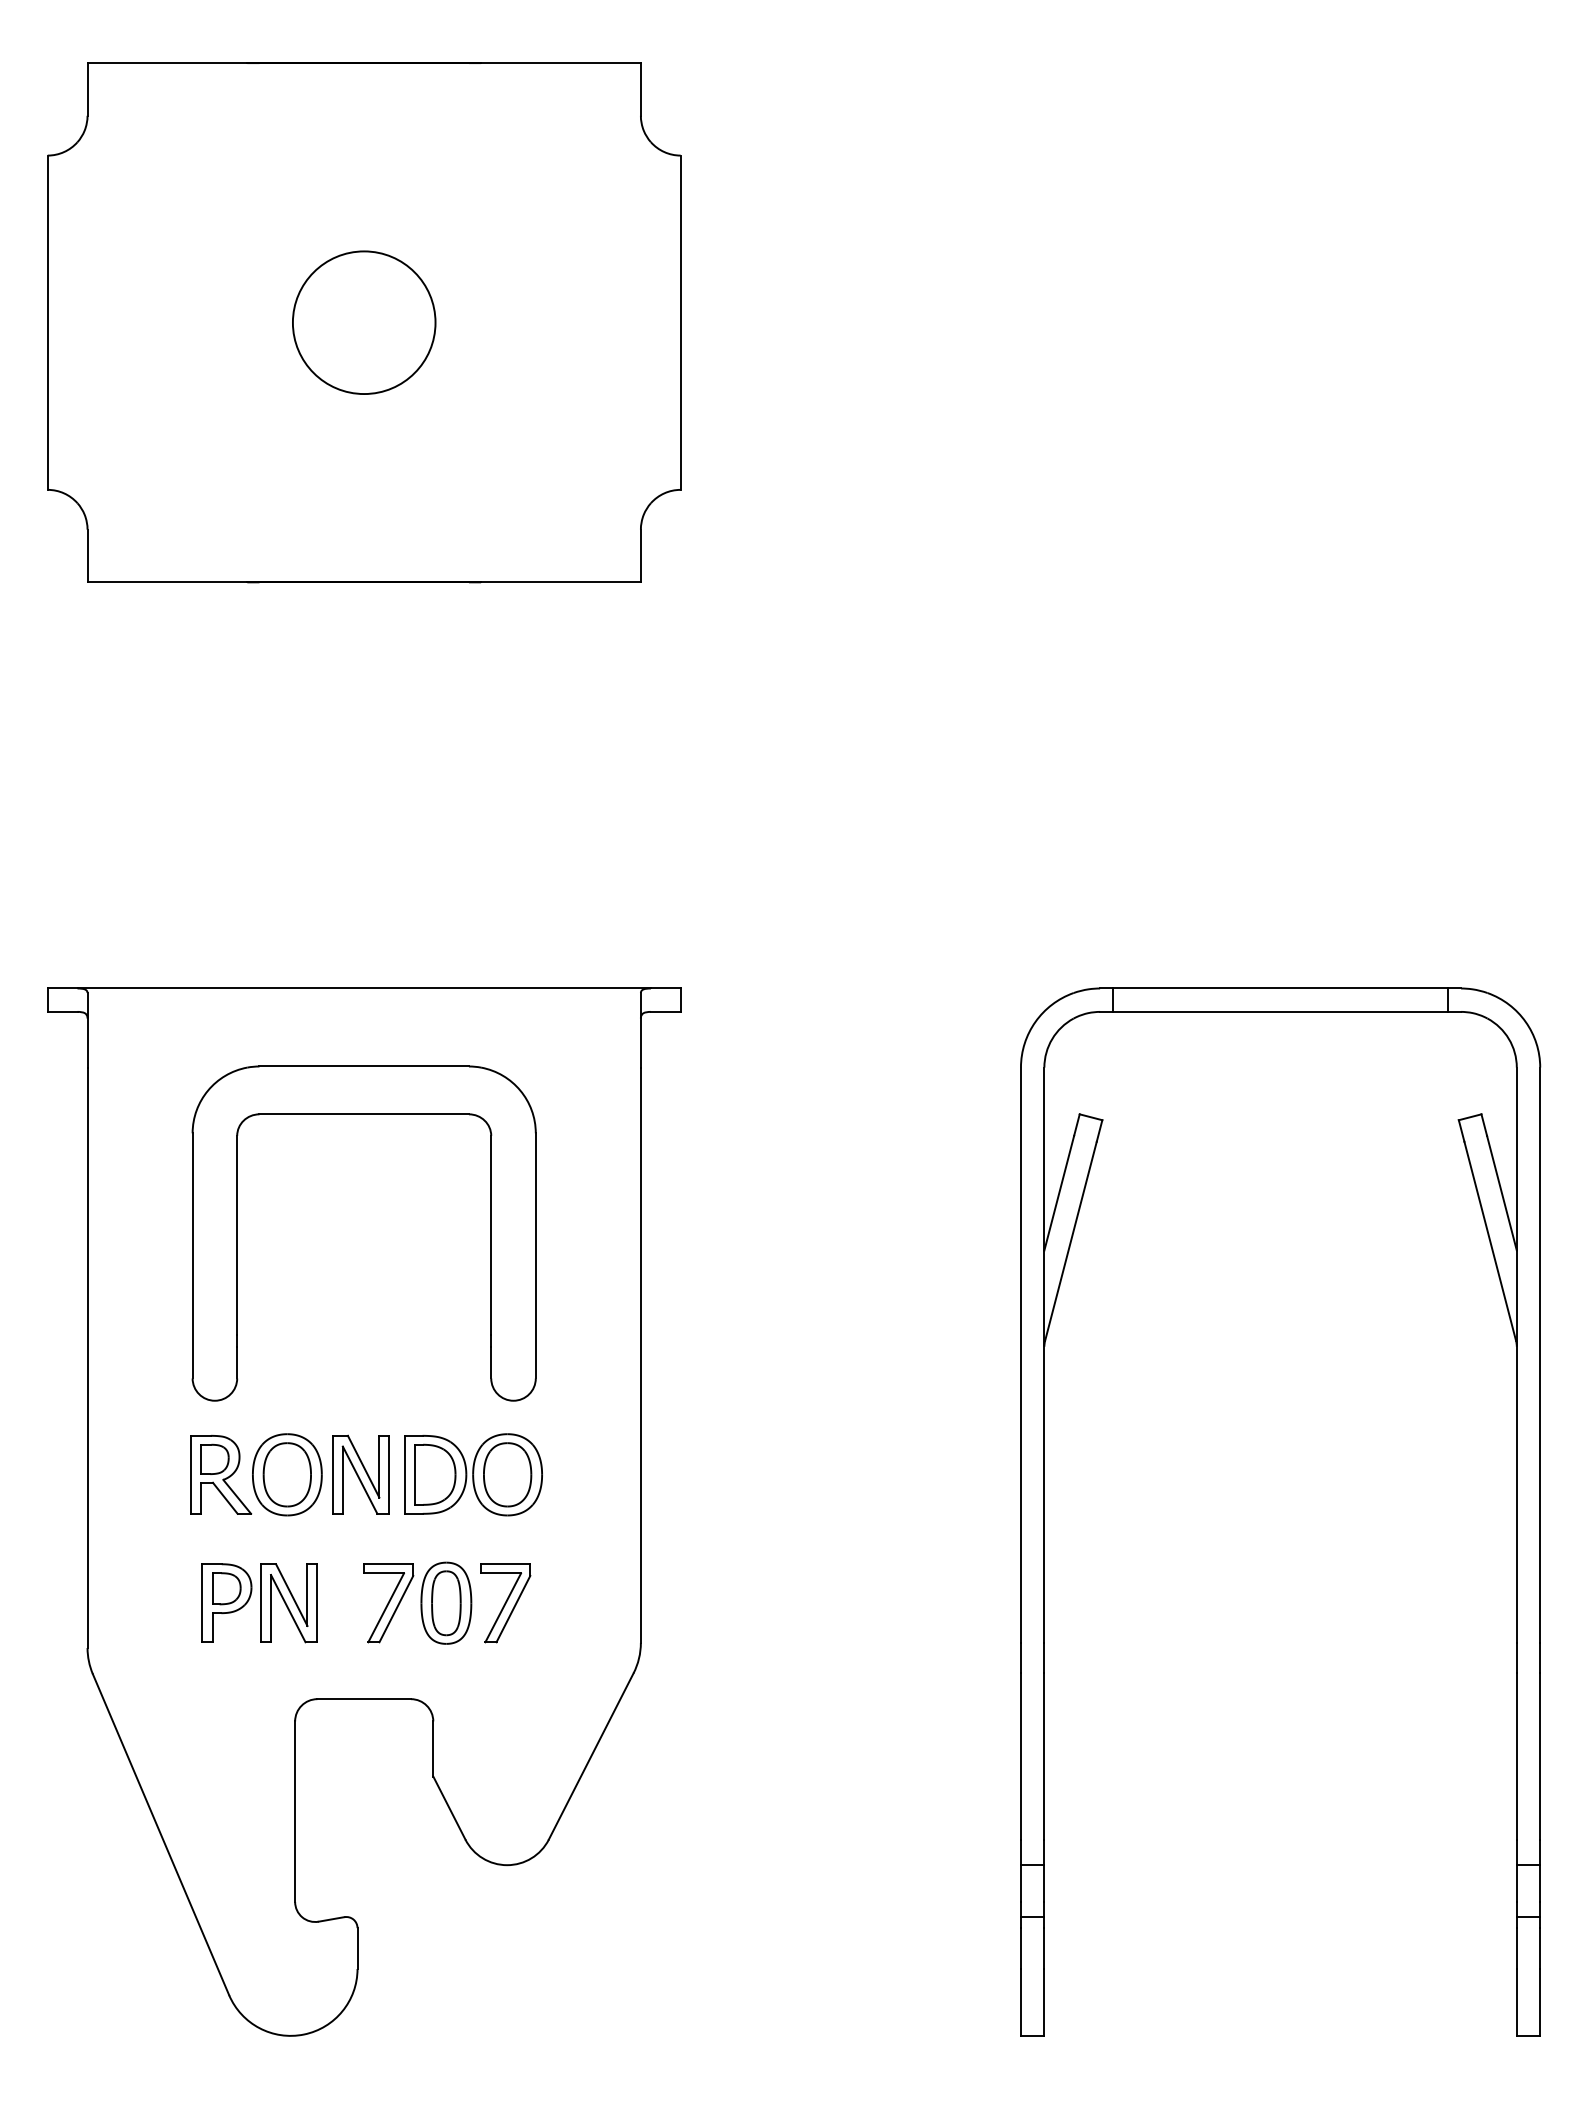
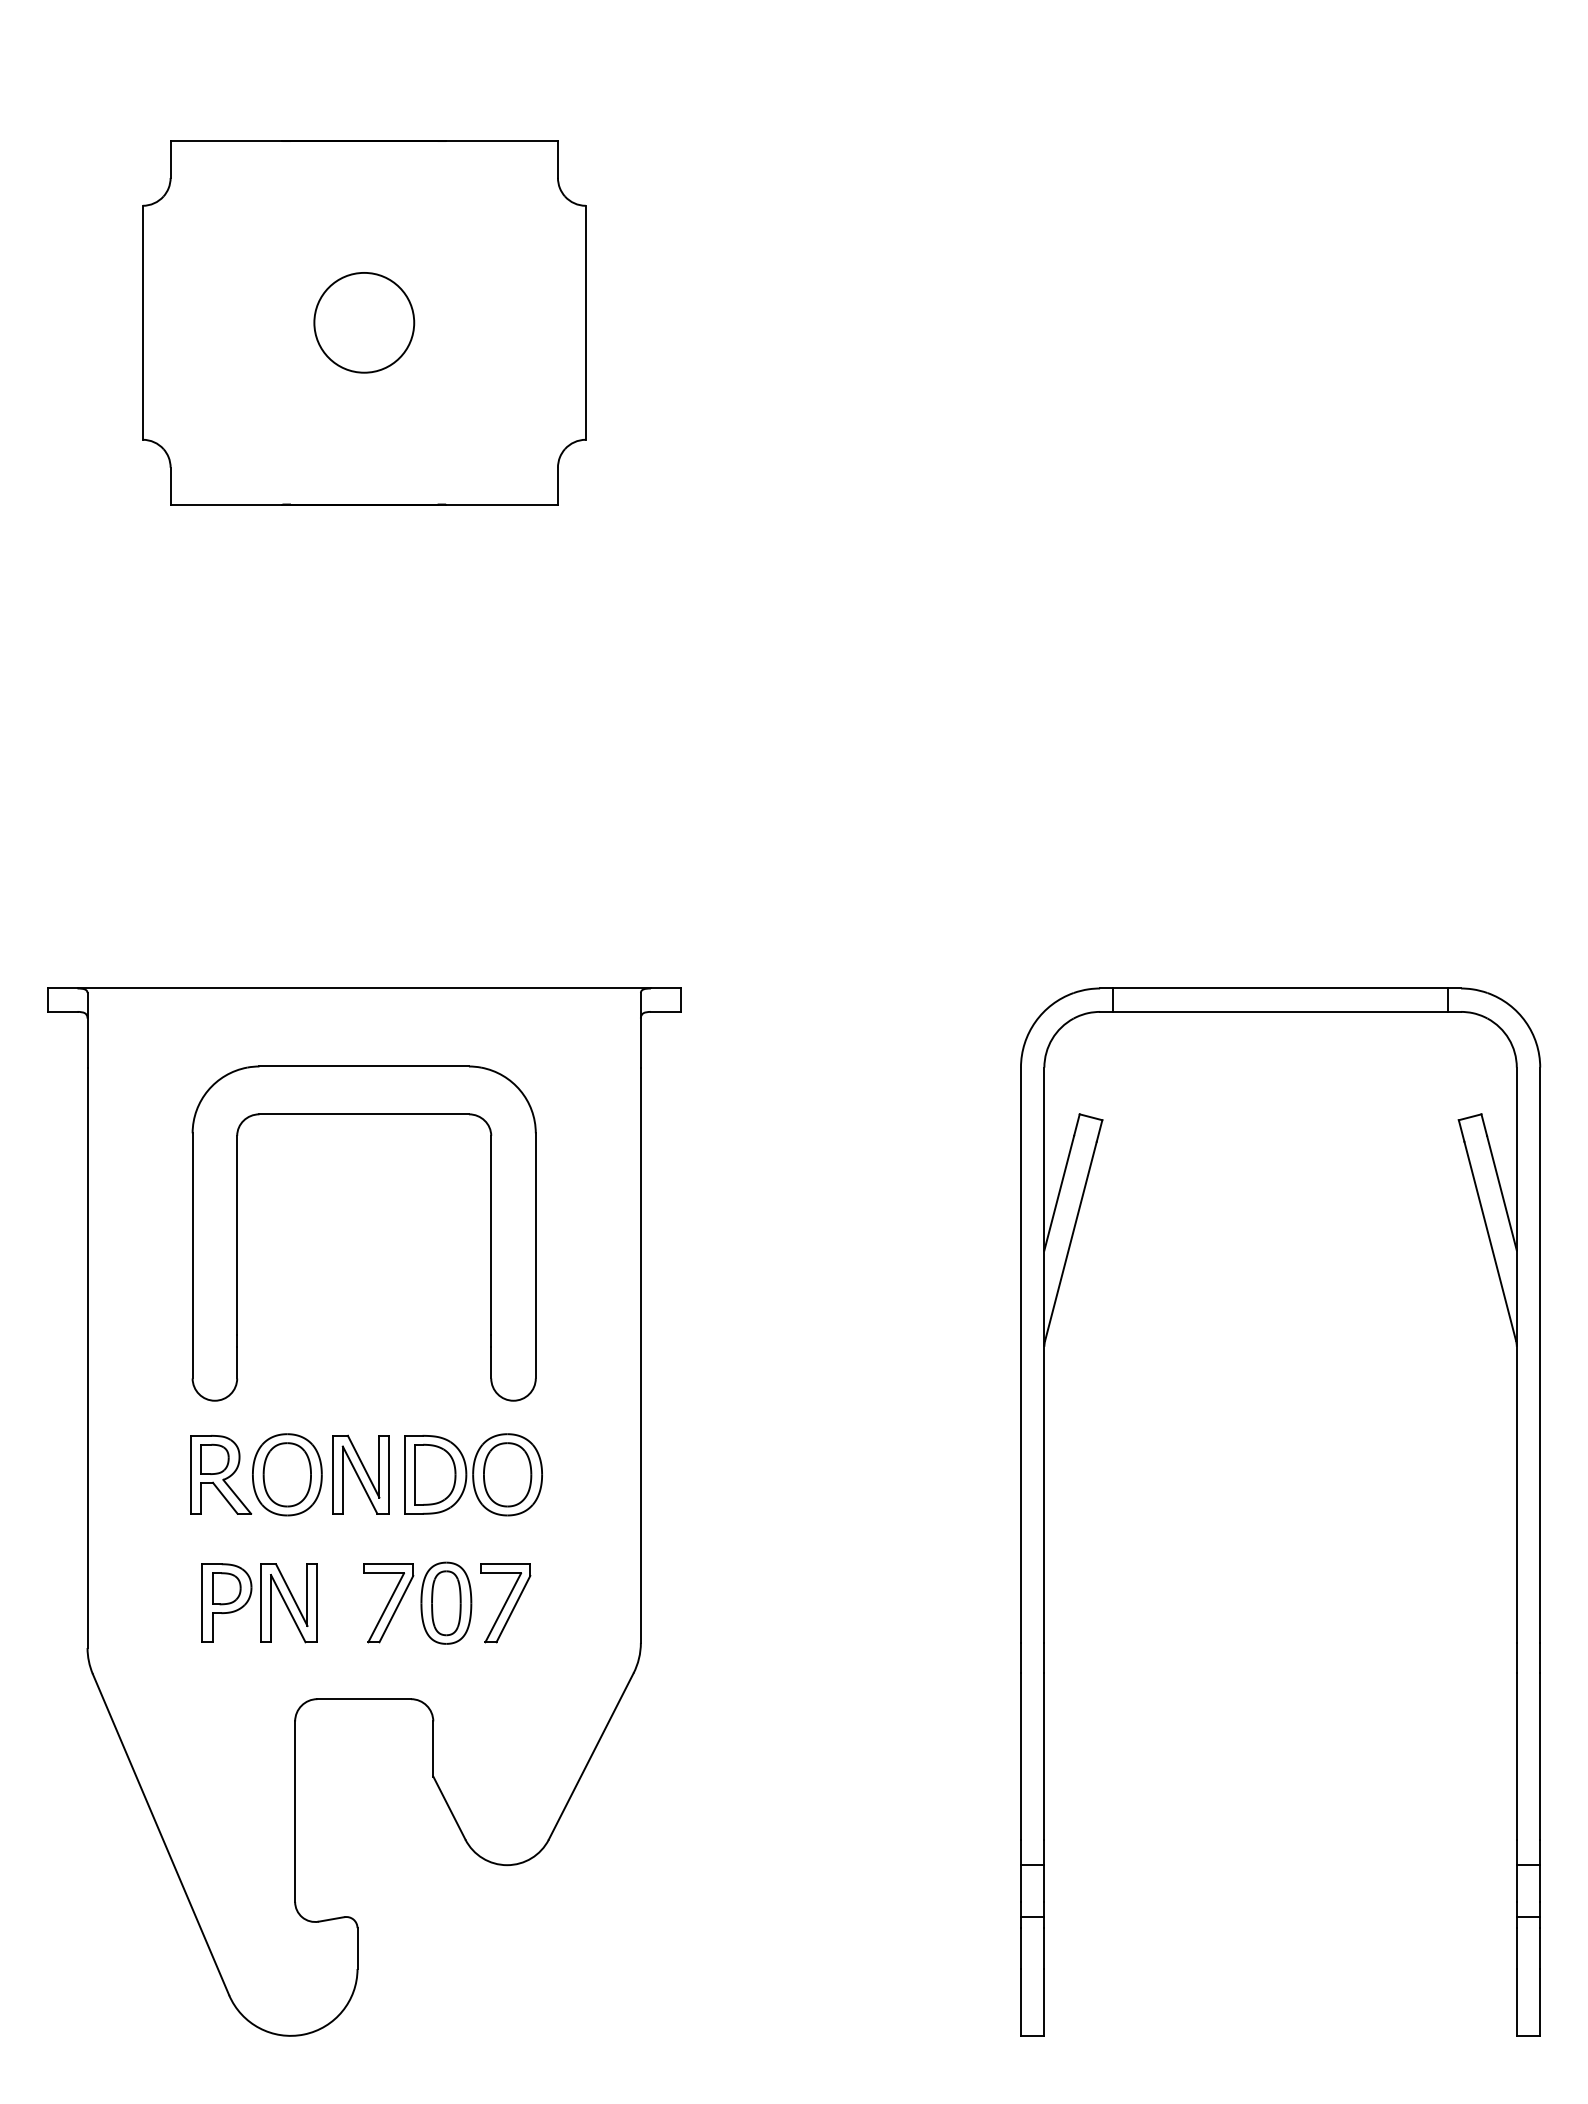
part size: 635x522 px -> 445x366 px (364, 322)
